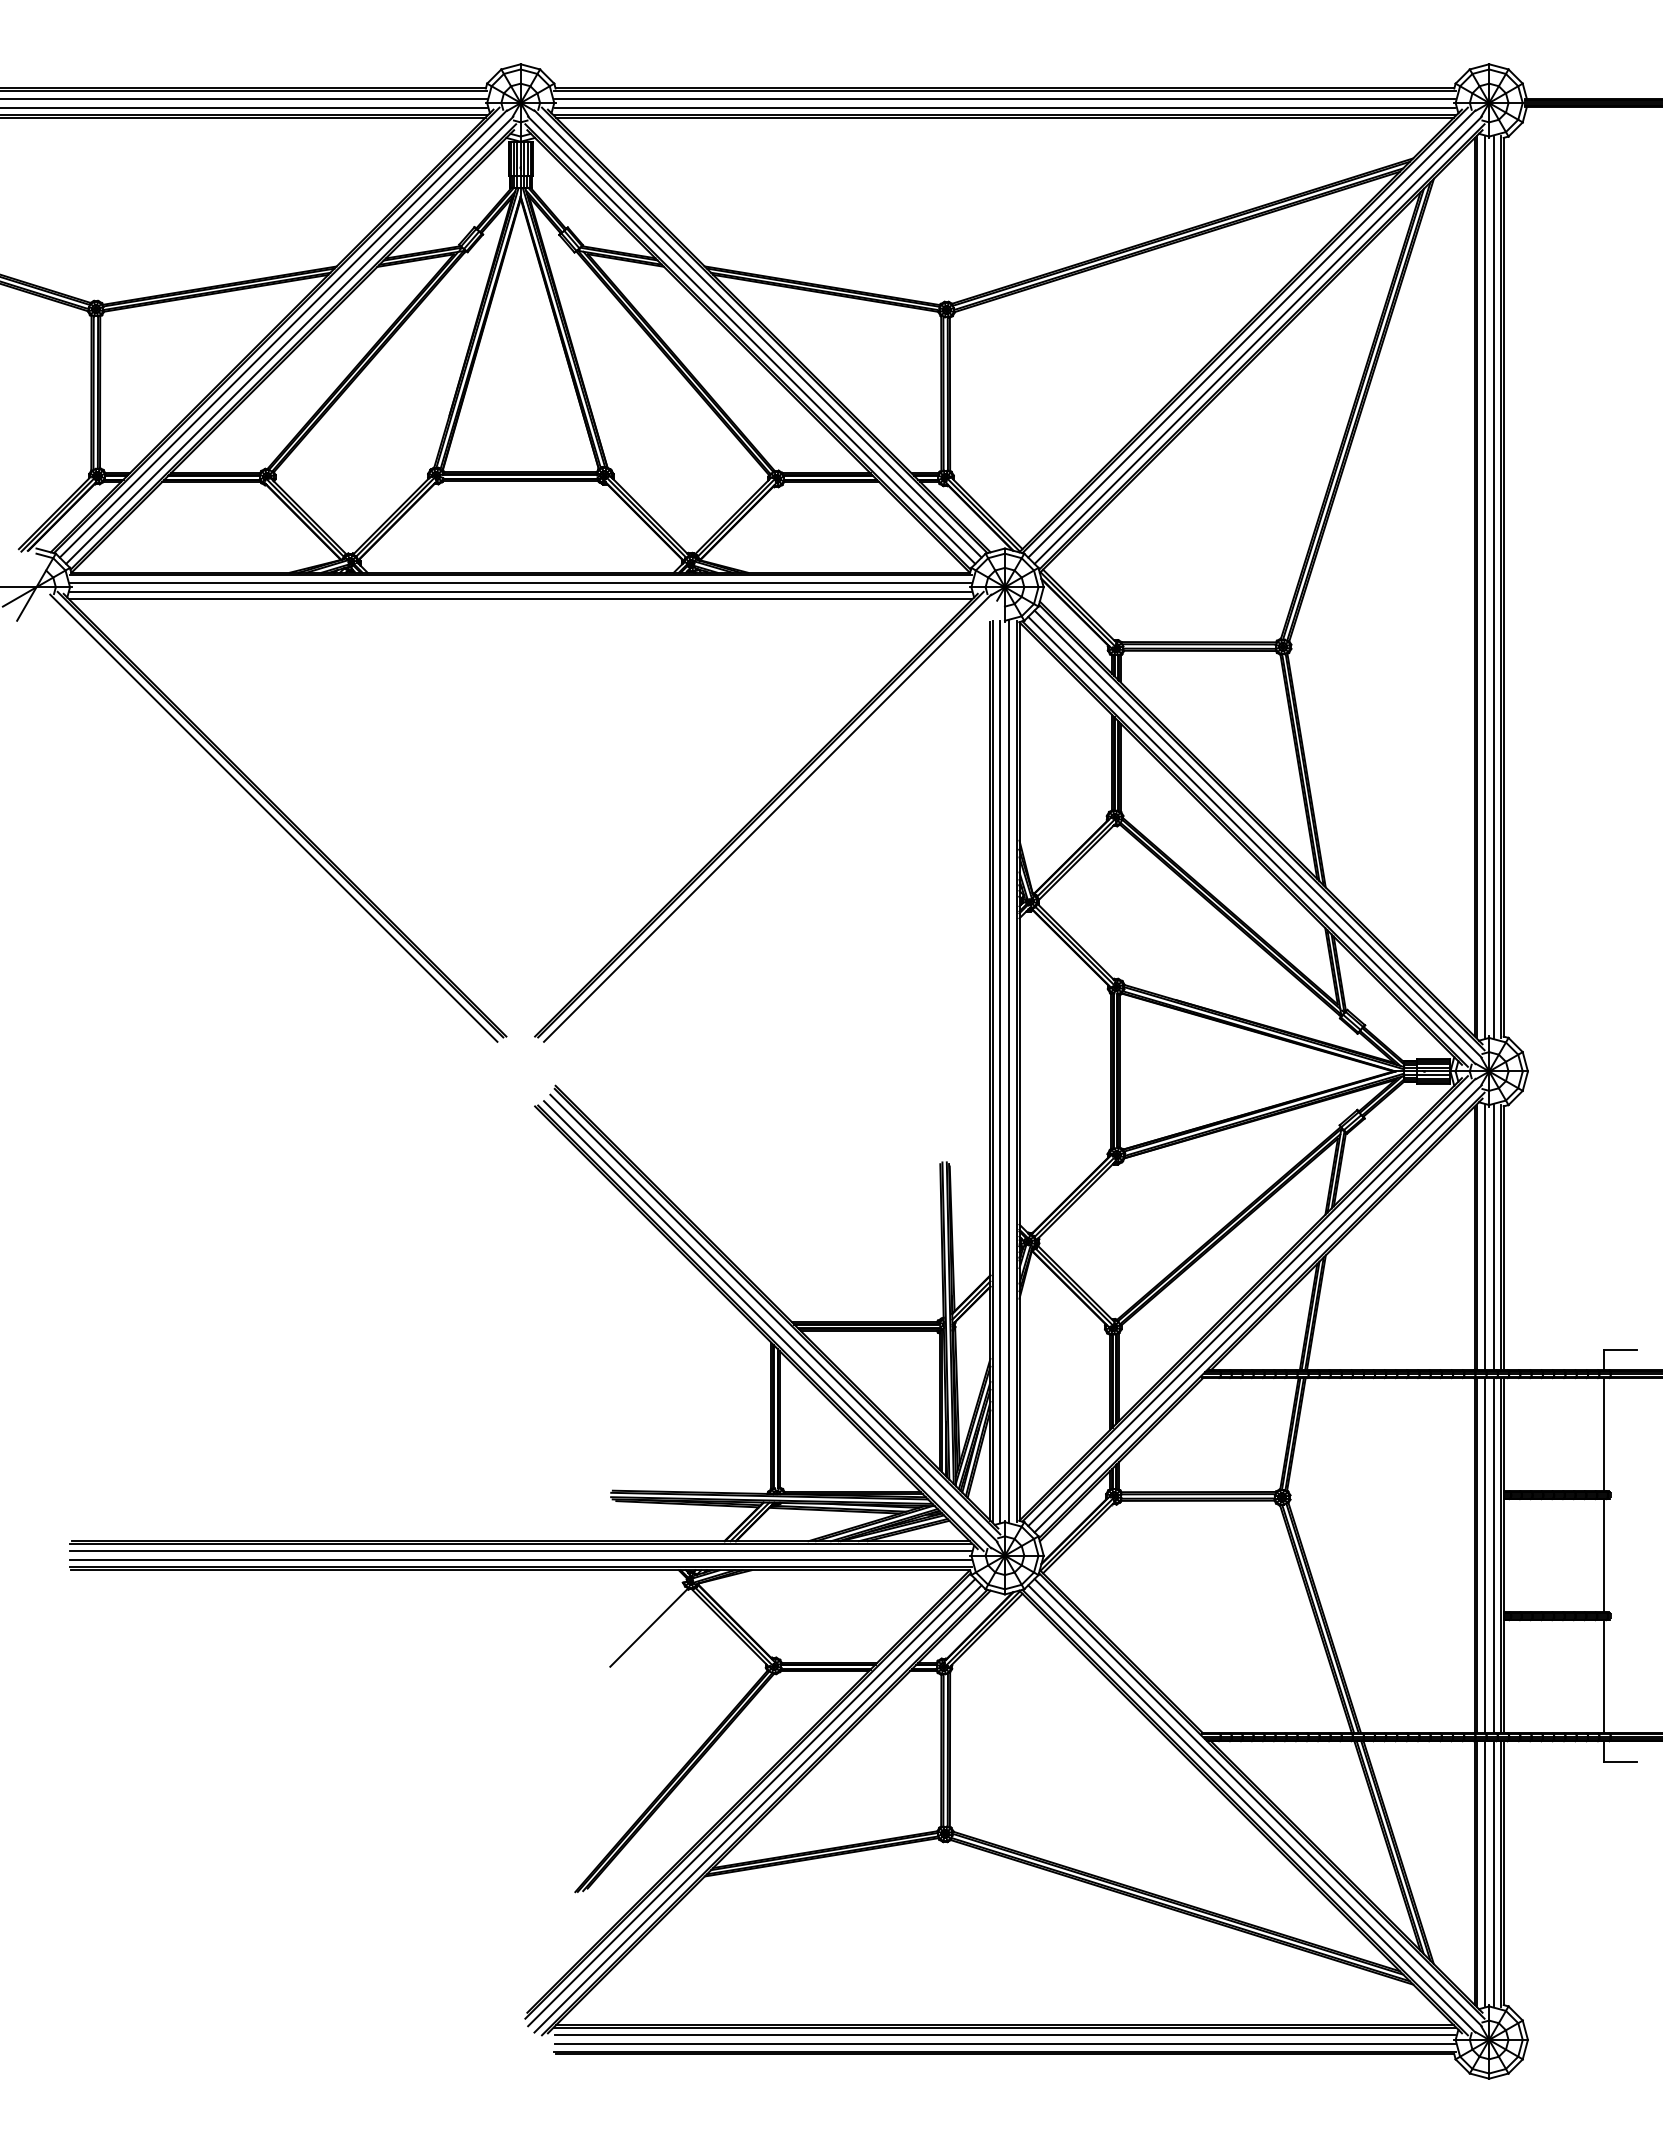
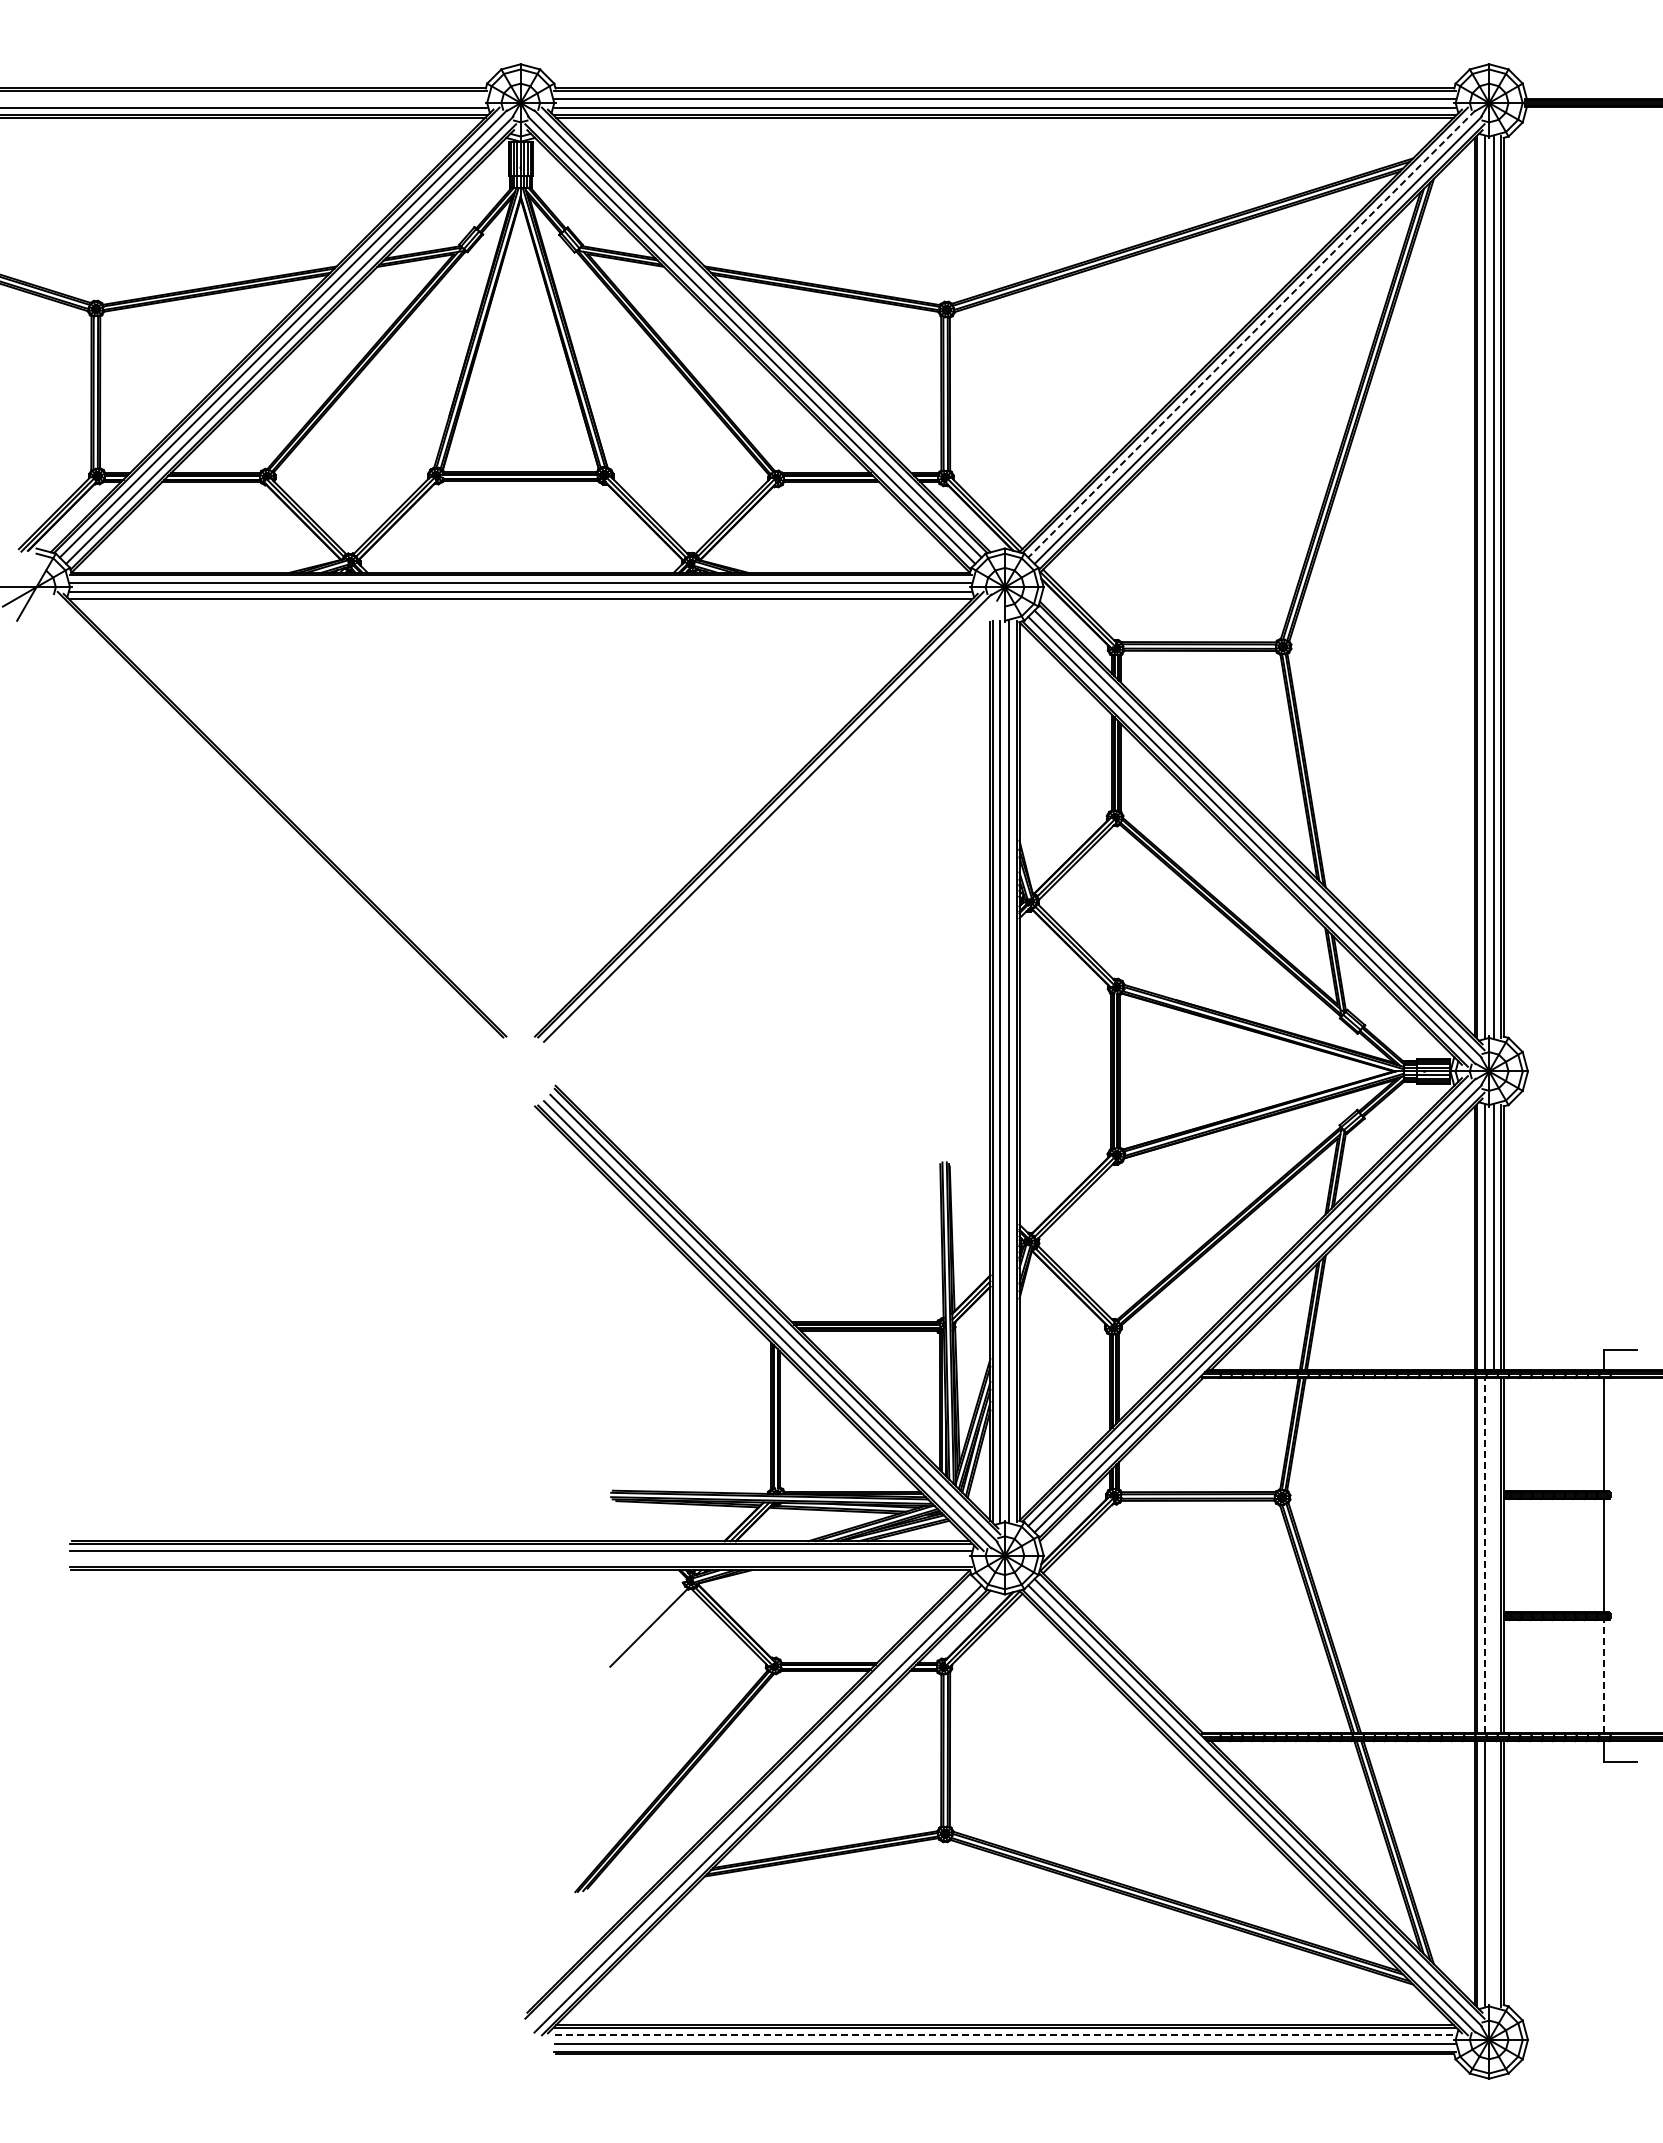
line: present -> none (244, 98)
line: solid -> dashed (1251, 334)
line: present -> none (273, 817)
line: solid -> dashed (1484, 1555)
line: present -> none (1493, 1555)
line: present -> none (520, 1560)
line: solid -> dashed (1604, 1676)
line: present -> none (751, 1802)
line: present -> none (1493, 1873)
line: solid -> dashed (1005, 2035)
